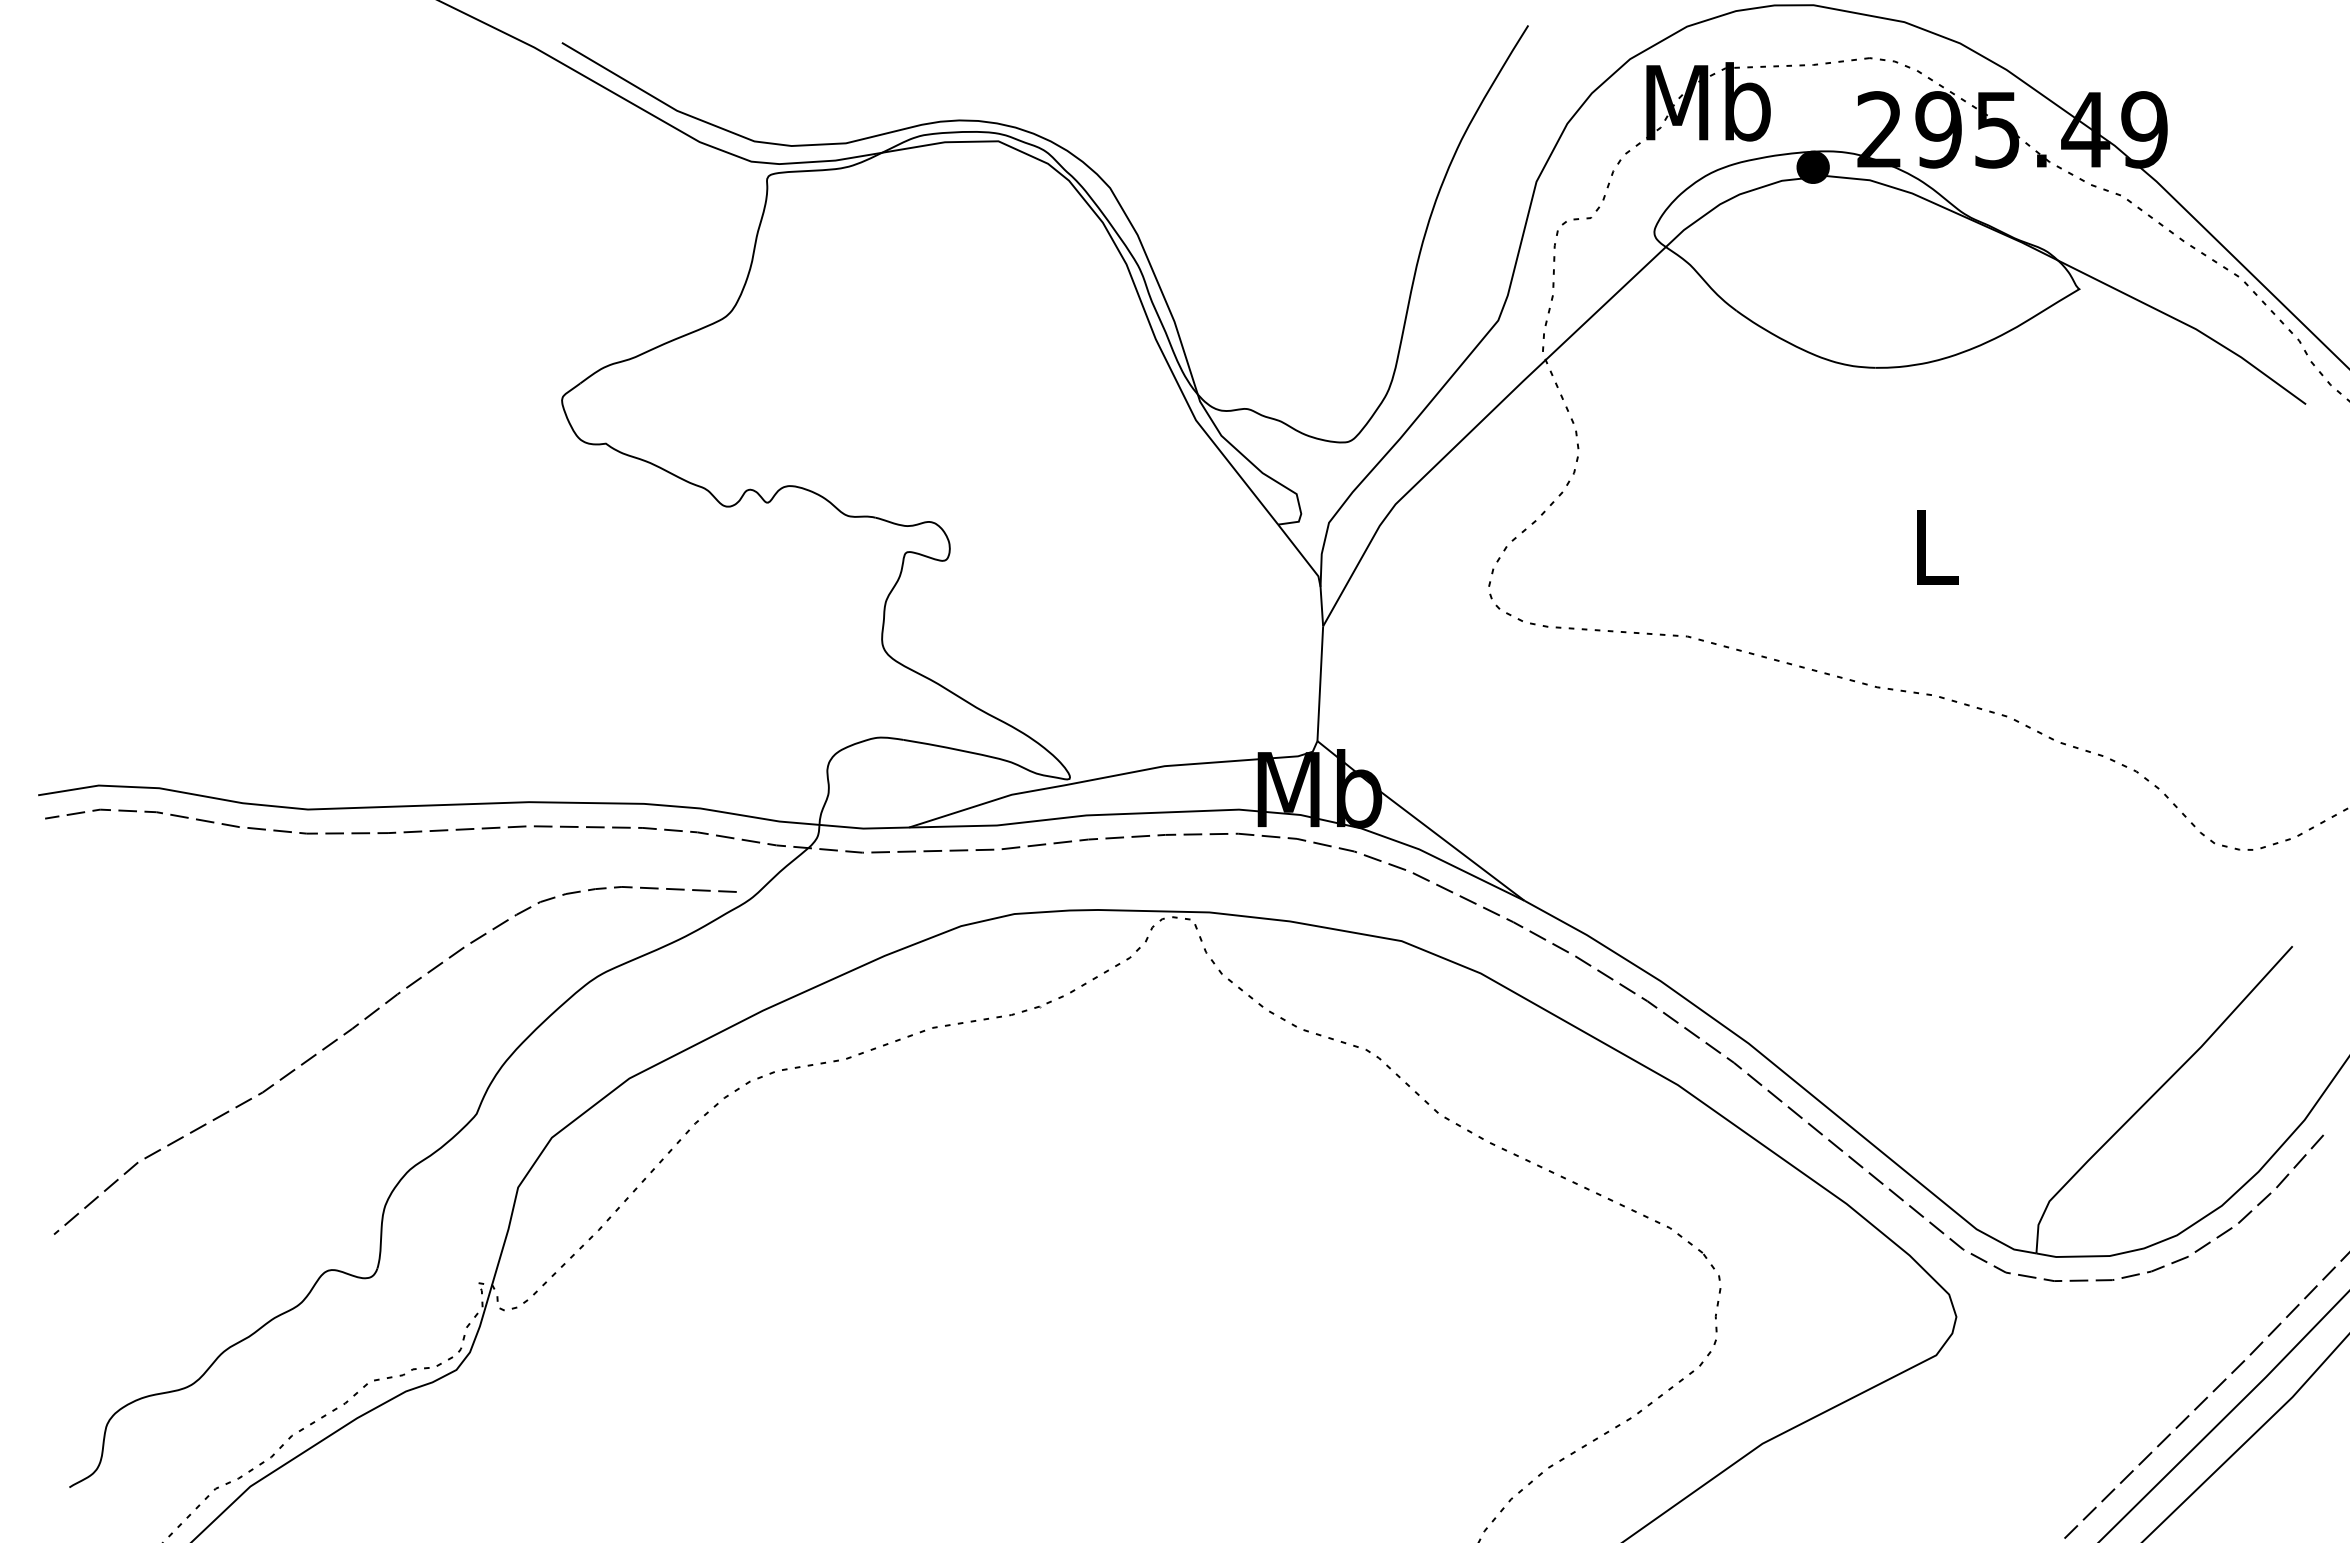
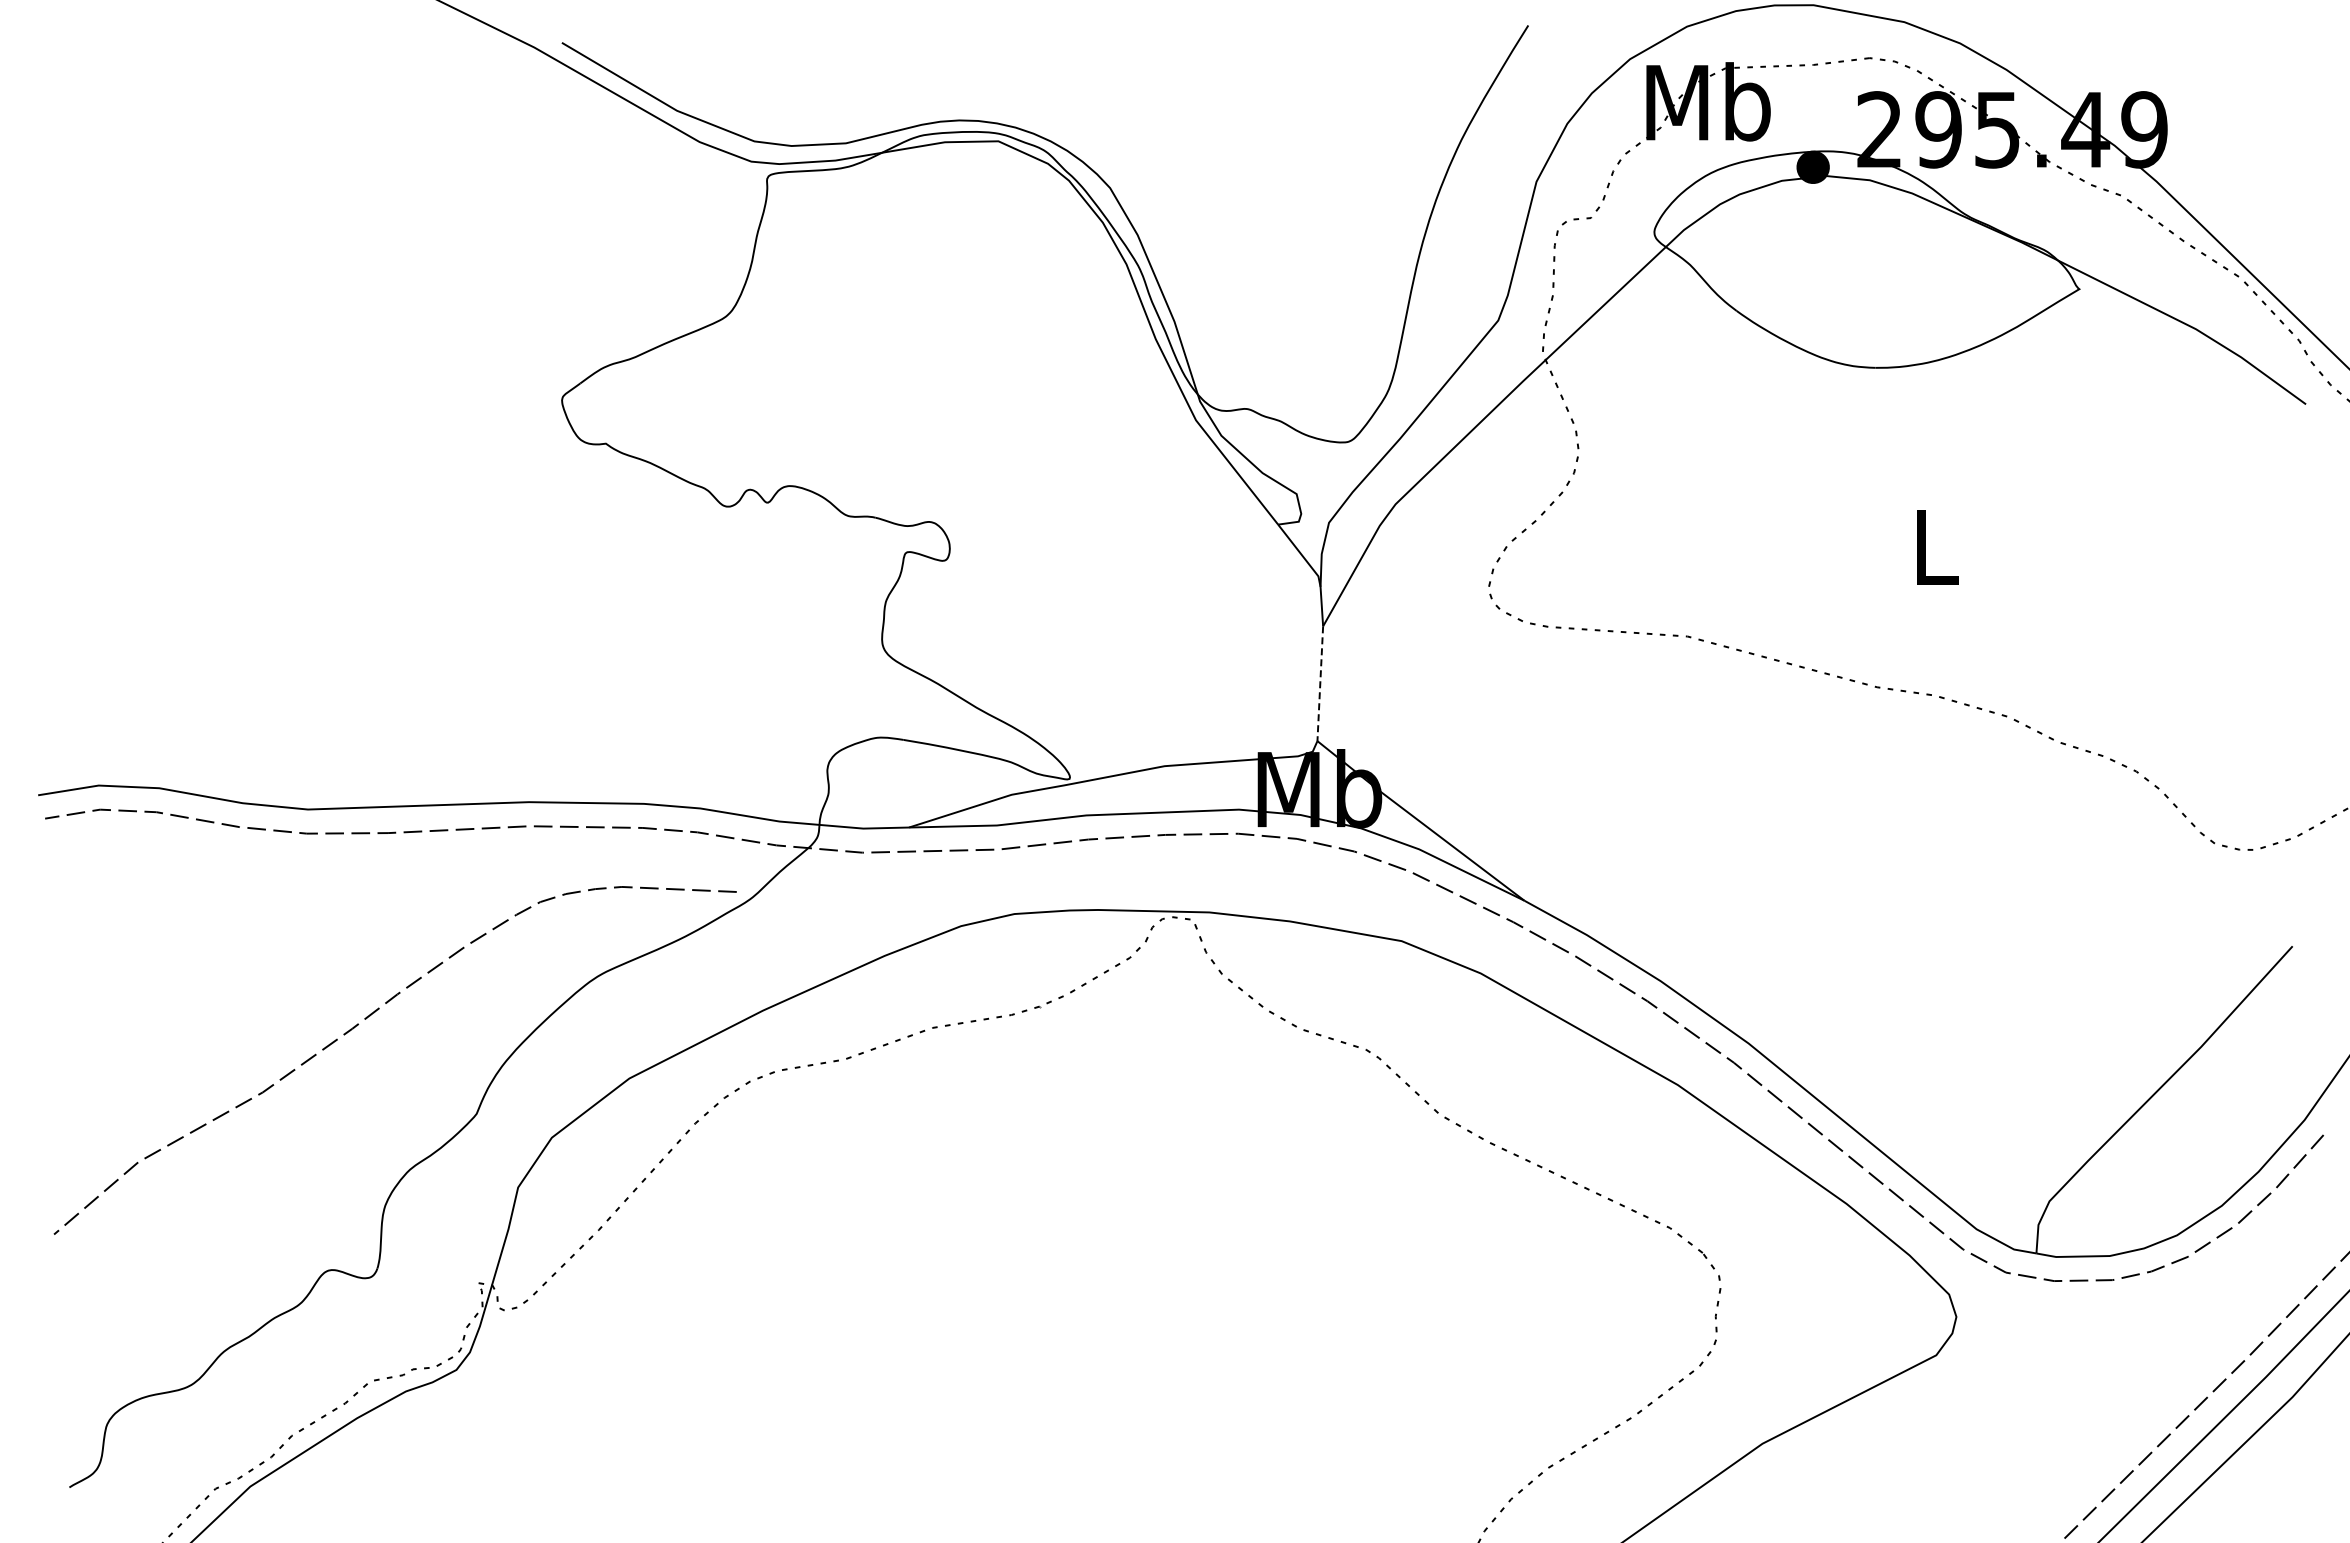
line: solid -> dashed (1320, 684)
